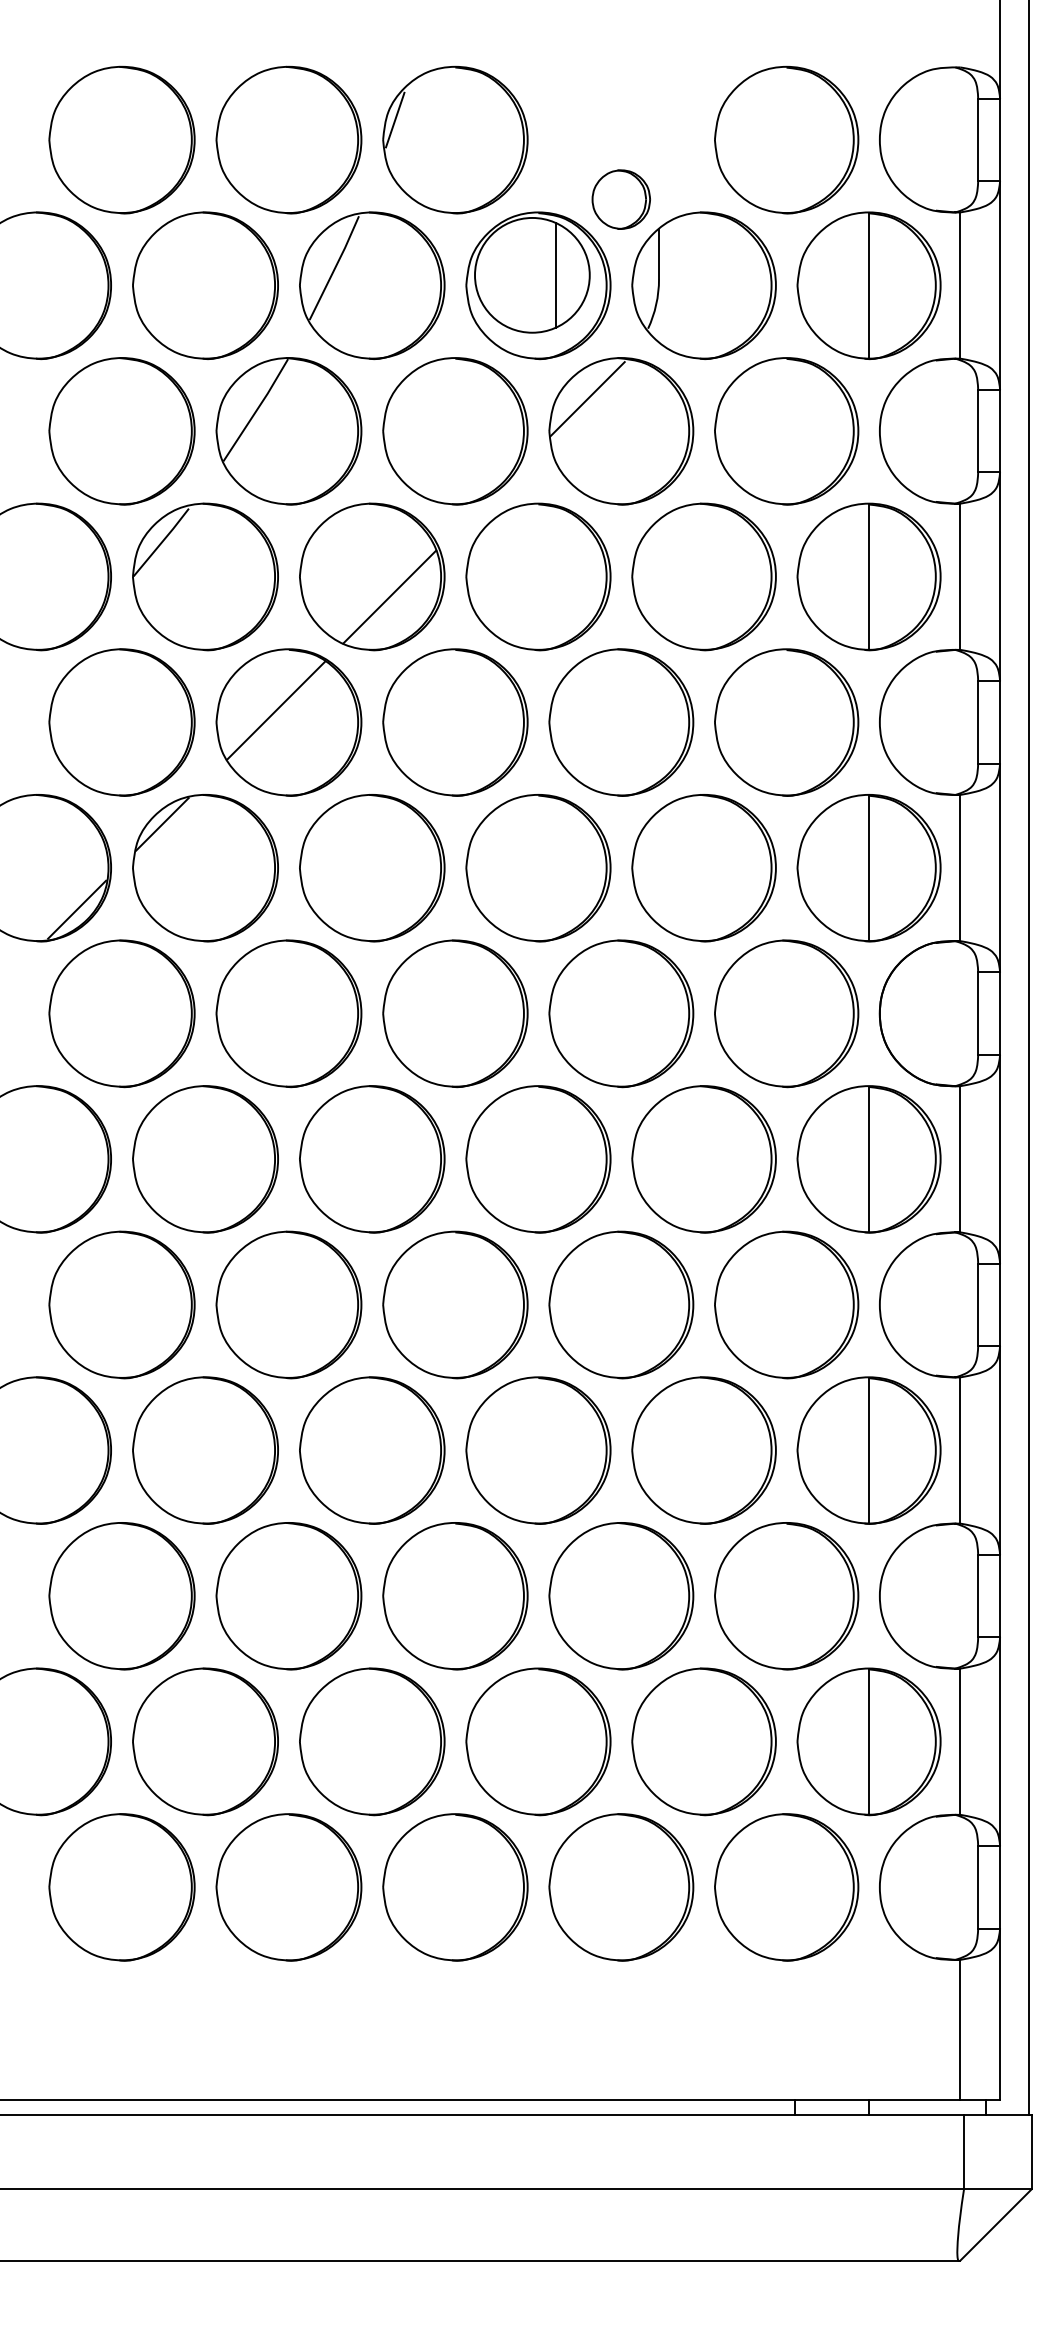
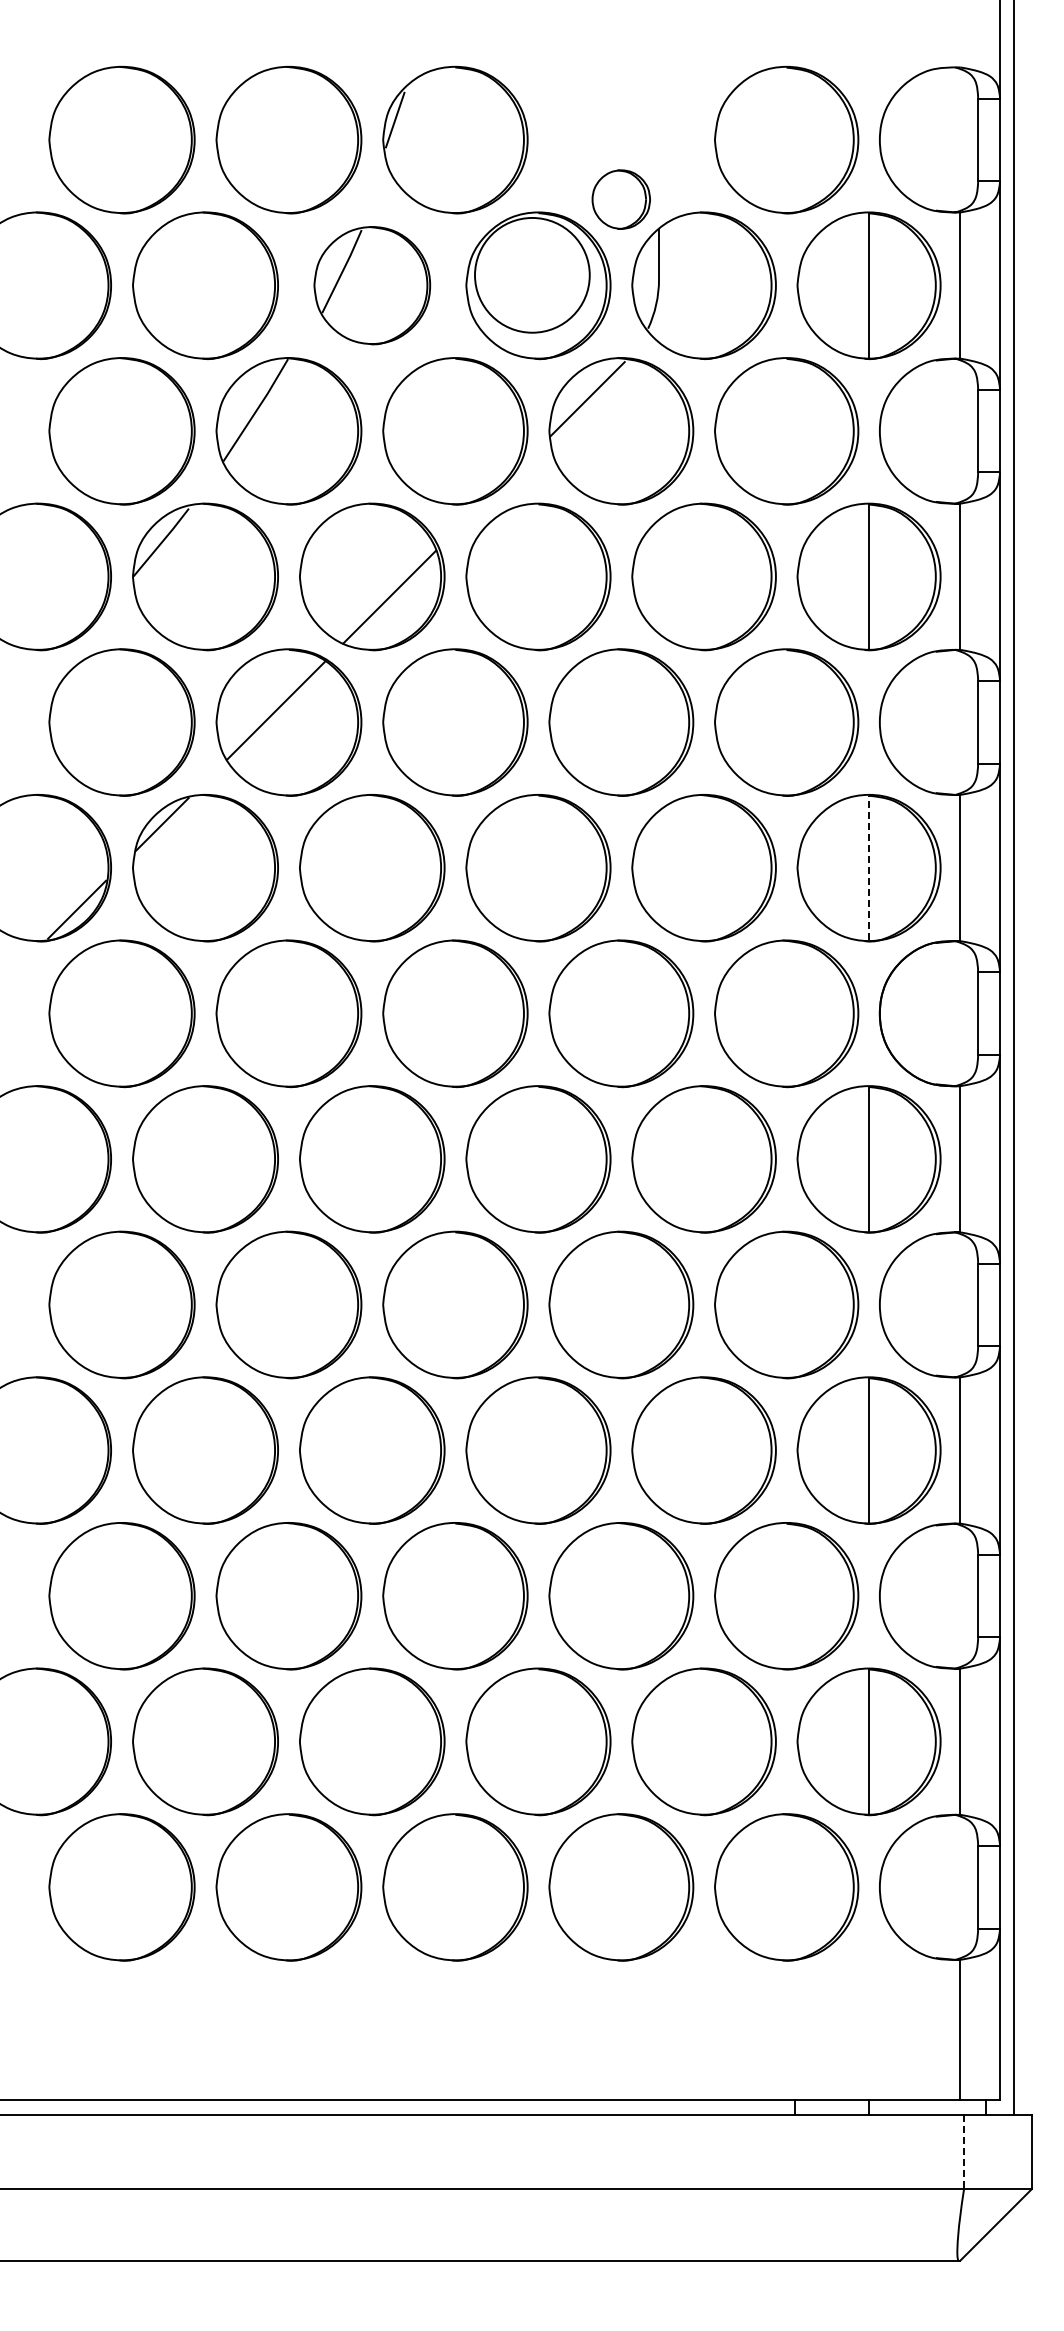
line: present -> none (556, 275)
part size: 147x149 px -> 119x120 px (372, 285)
line: solid -> dashed (868, 867)
line position: (1029, 1058) -> (1014, 1058) (1014, 1058)
line: solid -> dashed (964, 2151)
